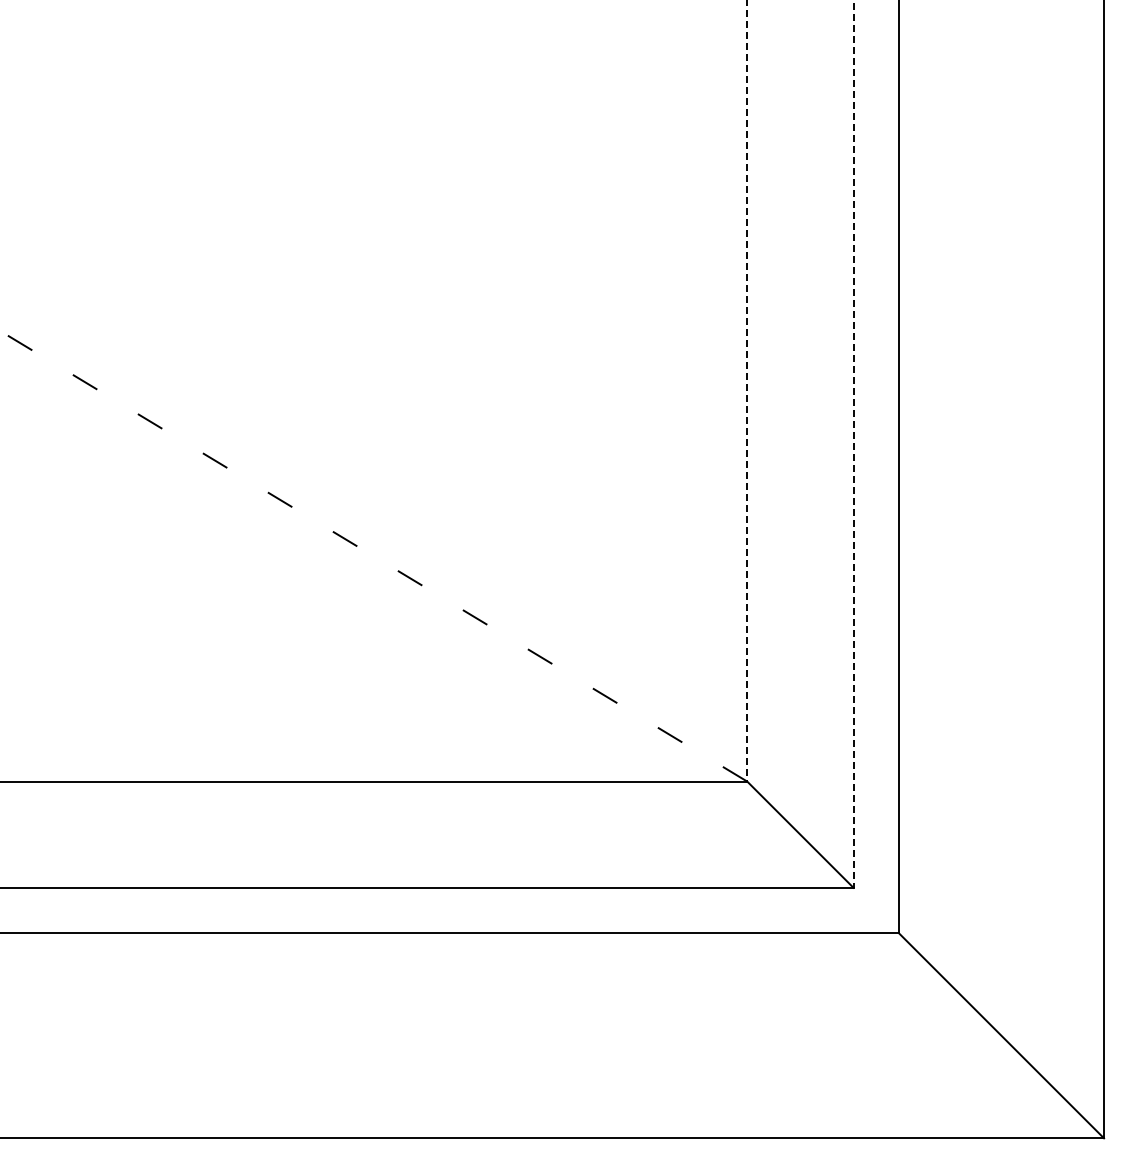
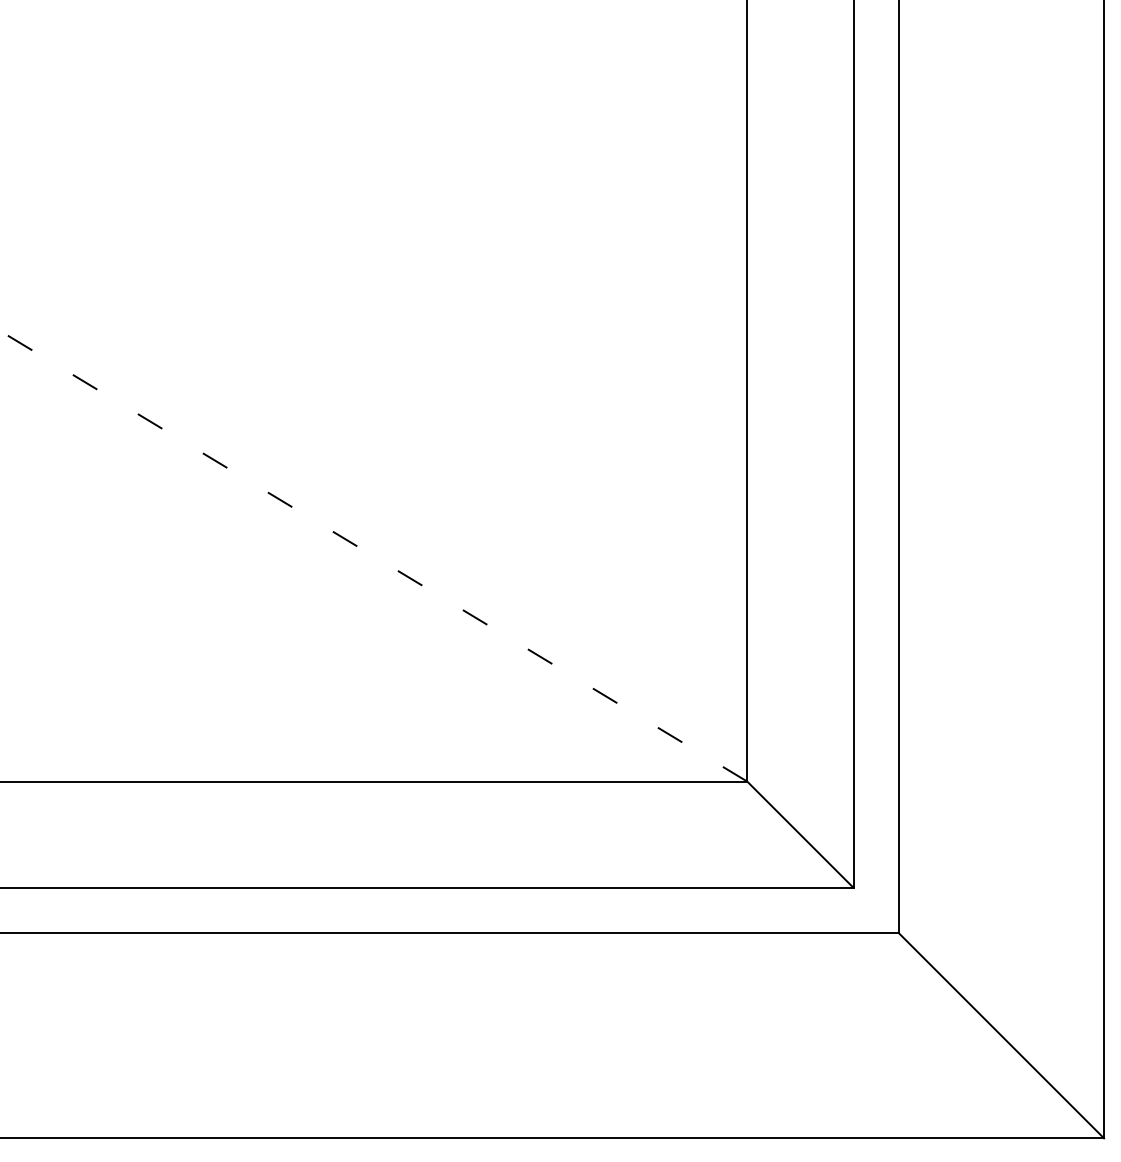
line: dashed -> solid (747, 391)
line: dashed -> solid (853, 443)
